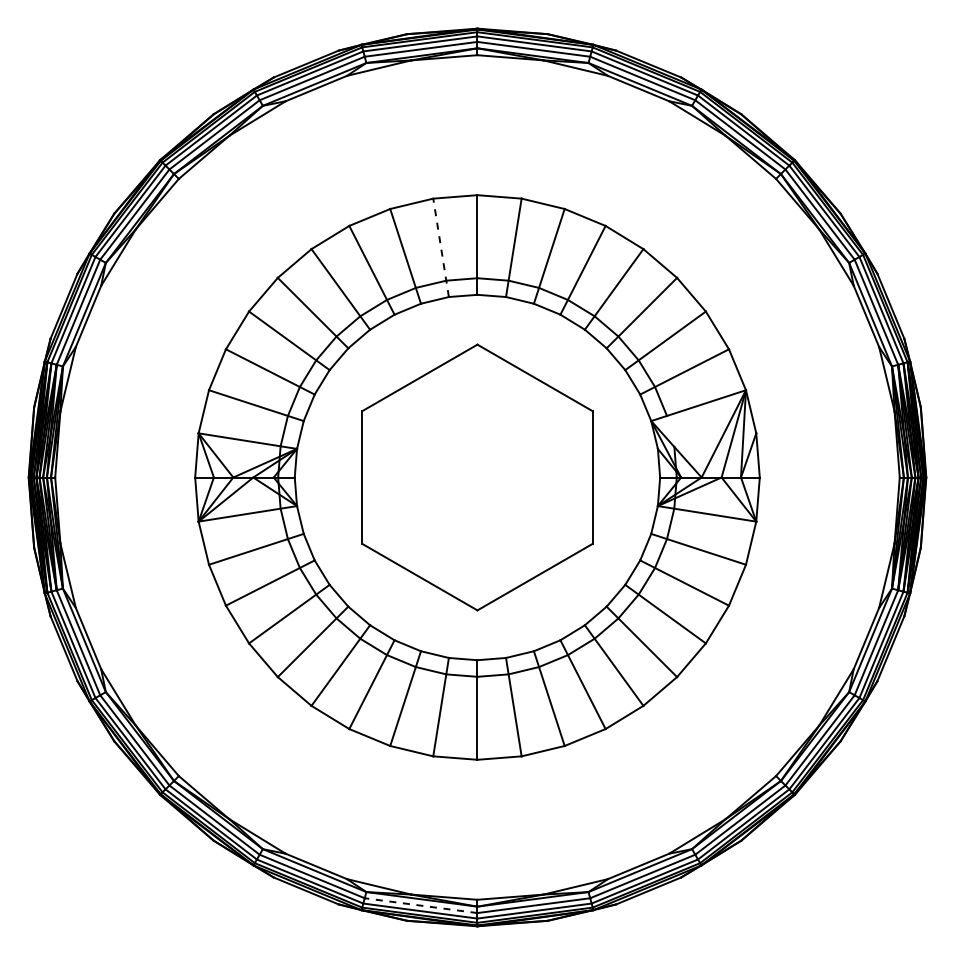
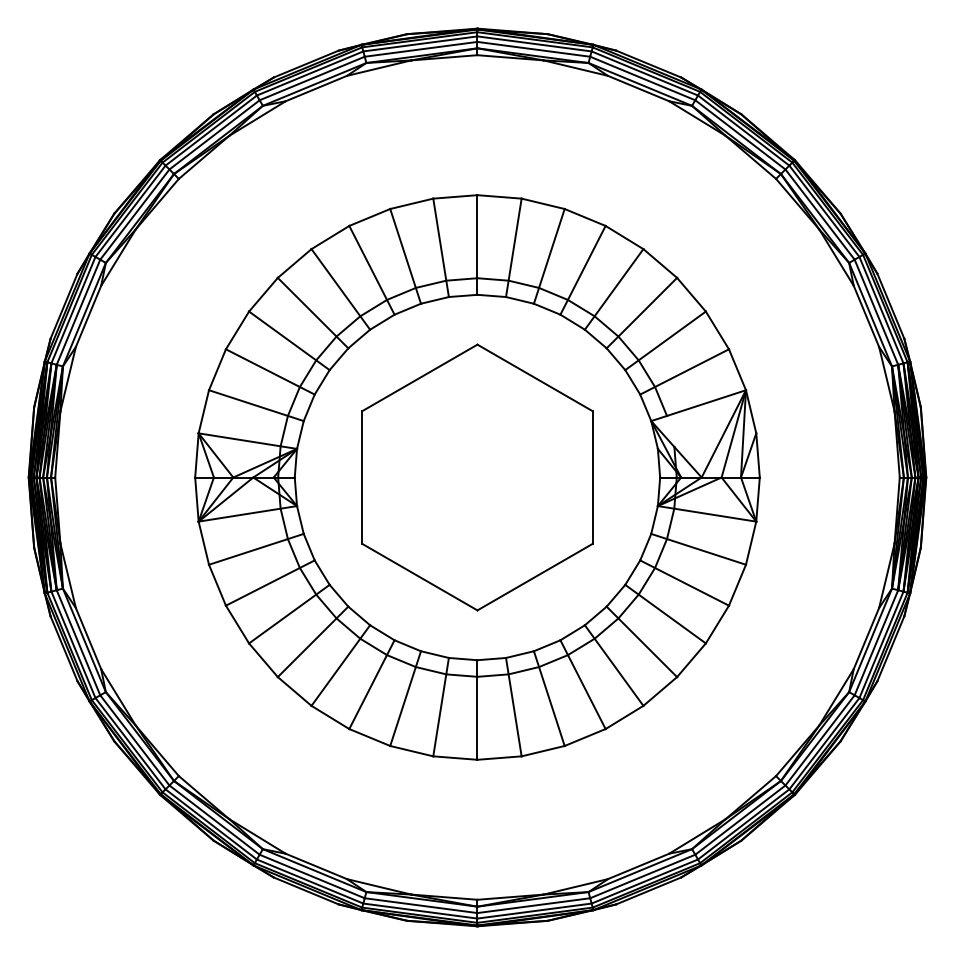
line: dashed -> solid (441, 247)
line: dashed -> solid (421, 905)
